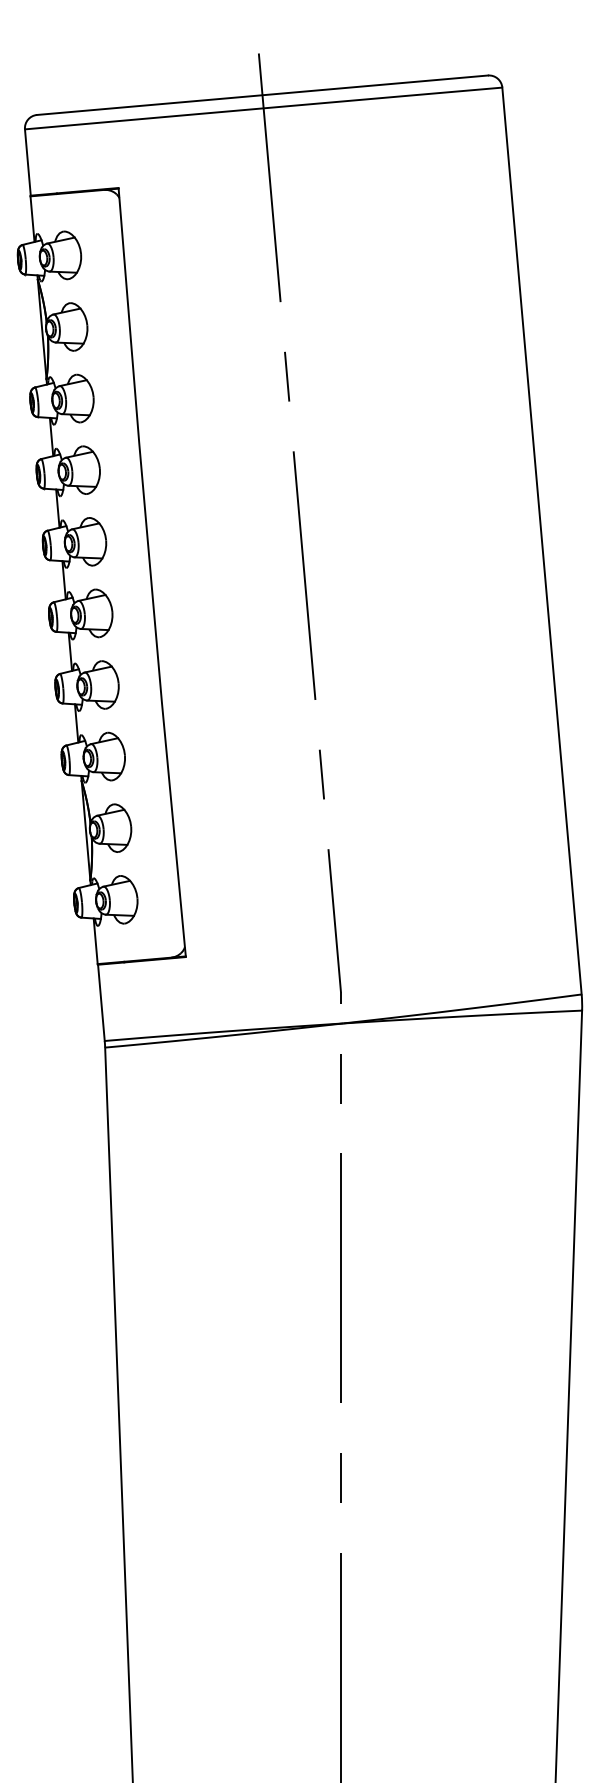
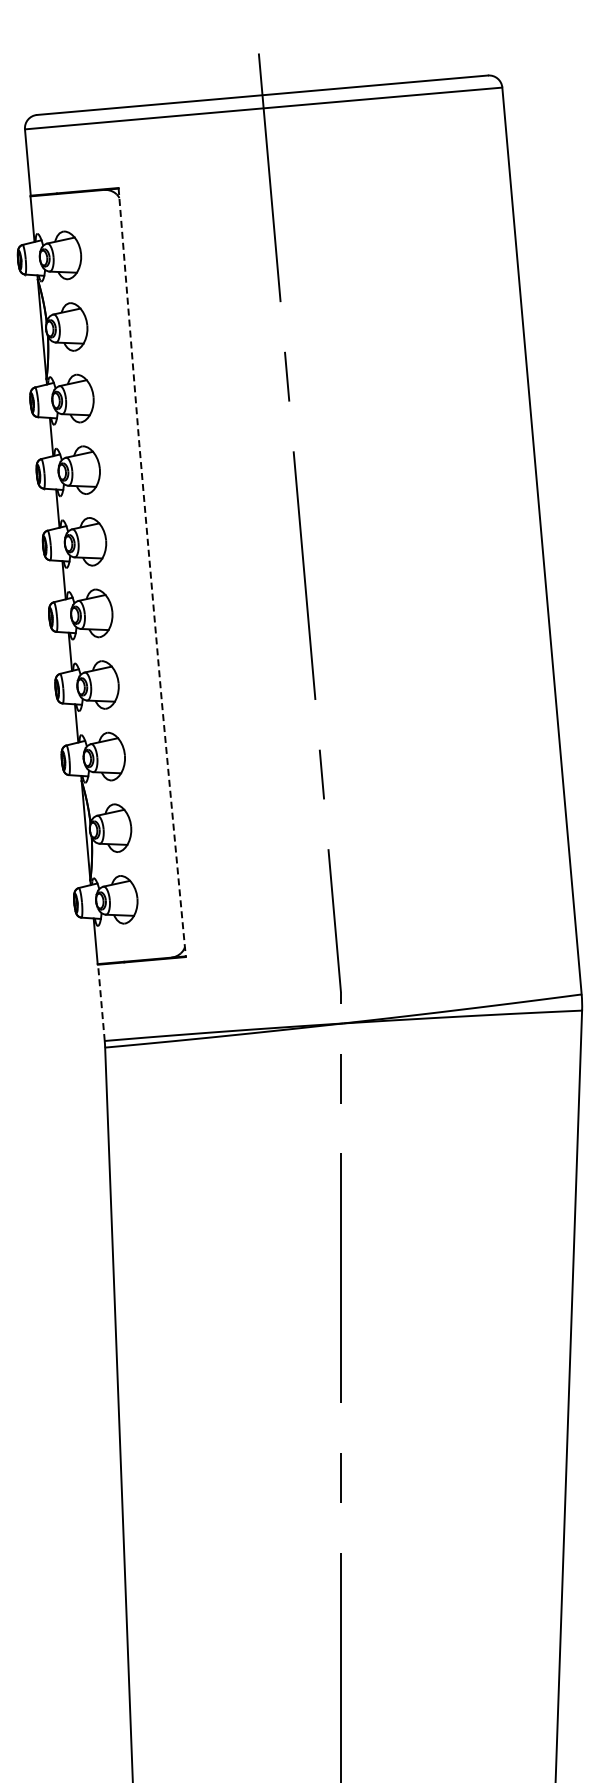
line: solid -> dashed (150, 573)
line: solid -> dashed (101, 1002)
